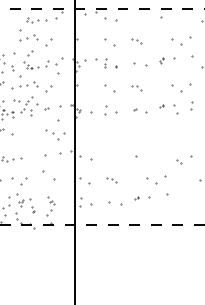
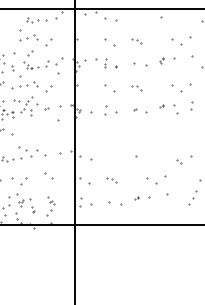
line: dashed -> solid (102, 9)
part position: (55, 134) -> (28, 151) (28, 151)
part size: 14x11 px -> 10x8 px (48, 175)
part: none -> present (192, 197)
line: dashed -> solid (102, 224)
